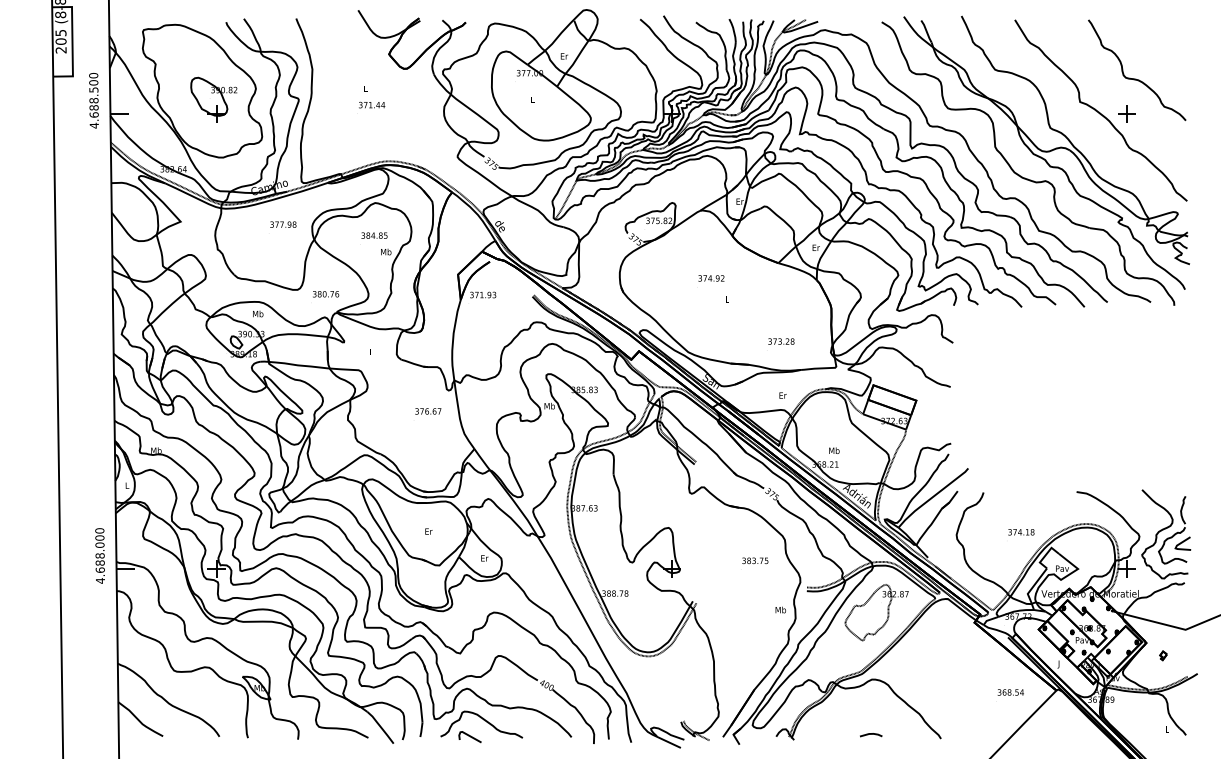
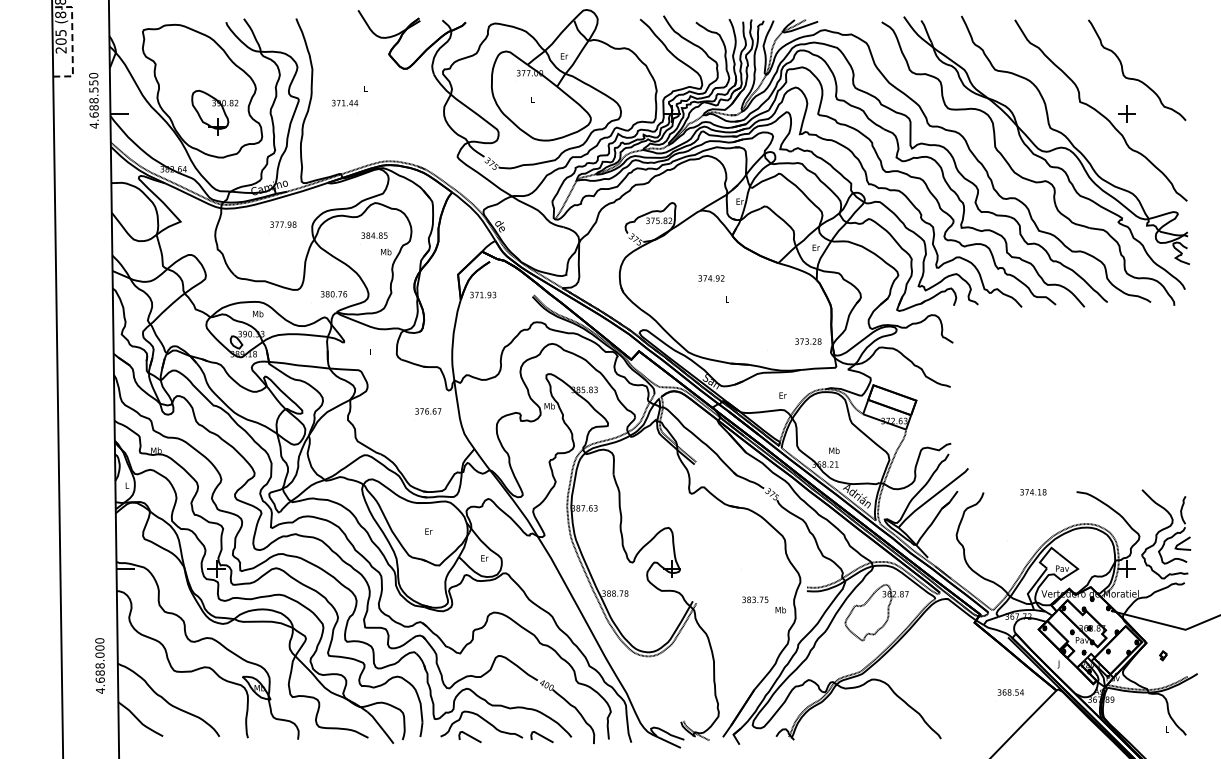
line: solid -> dashed (72, 41)
text: 4.688.500 -> 4.688.550 (93, 82)
part position: (213, 99) -> (214, 112) (214, 112)
text position: (372, 104) -> (345, 102) (345, 102)
text position: (326, 294) -> (334, 294) (334, 294)
text position: (781, 341) -> (808, 341) (808, 341)
text position: (1021, 532) -> (1033, 492) (1033, 492)
text position: (99, 555) -> (99, 665) (99, 665)
text position: (755, 560) -> (755, 599) (755, 599)
line: present -> none (871, 734)
line: none -> present (541, 736)
